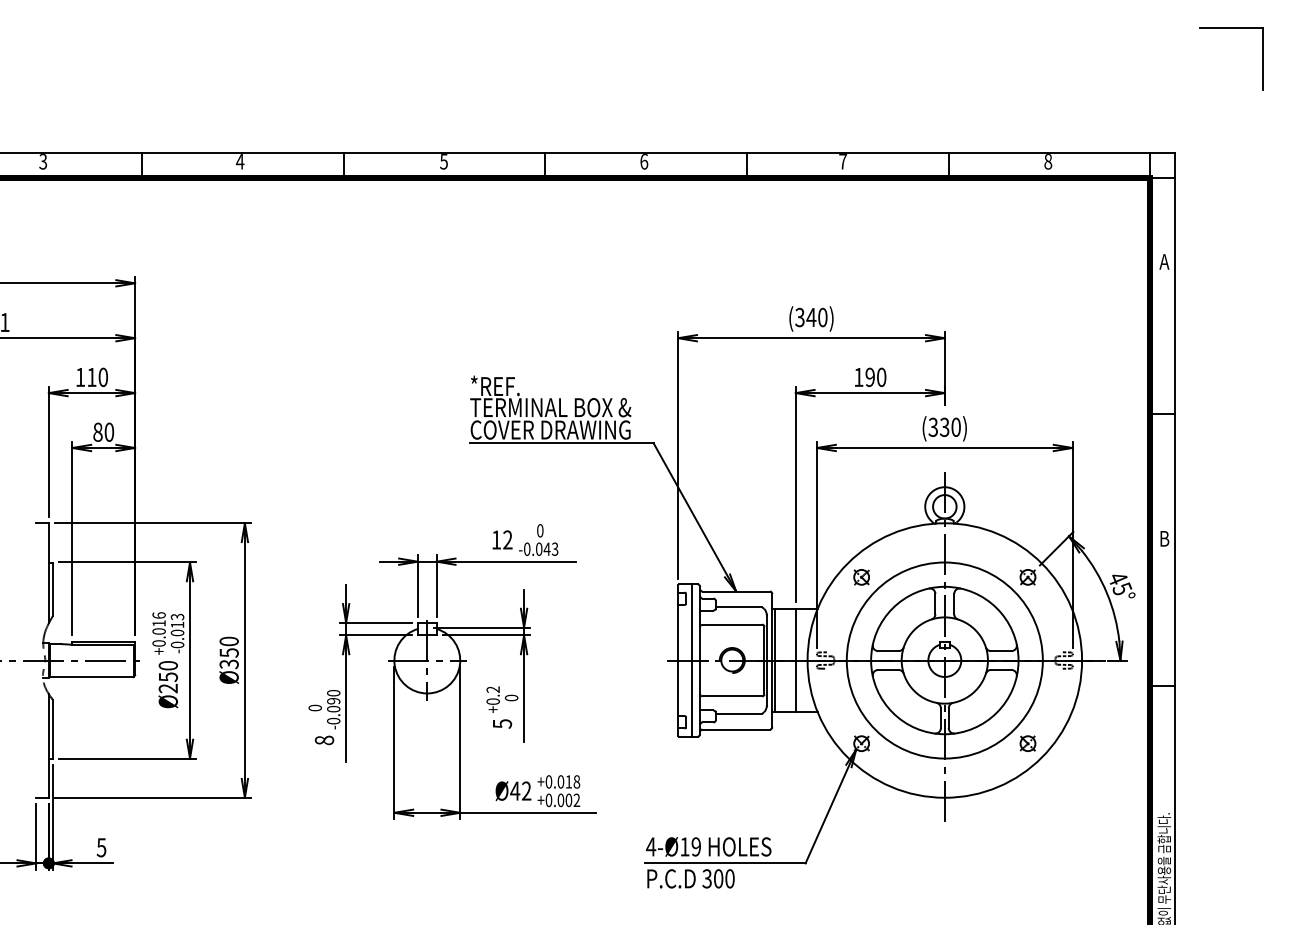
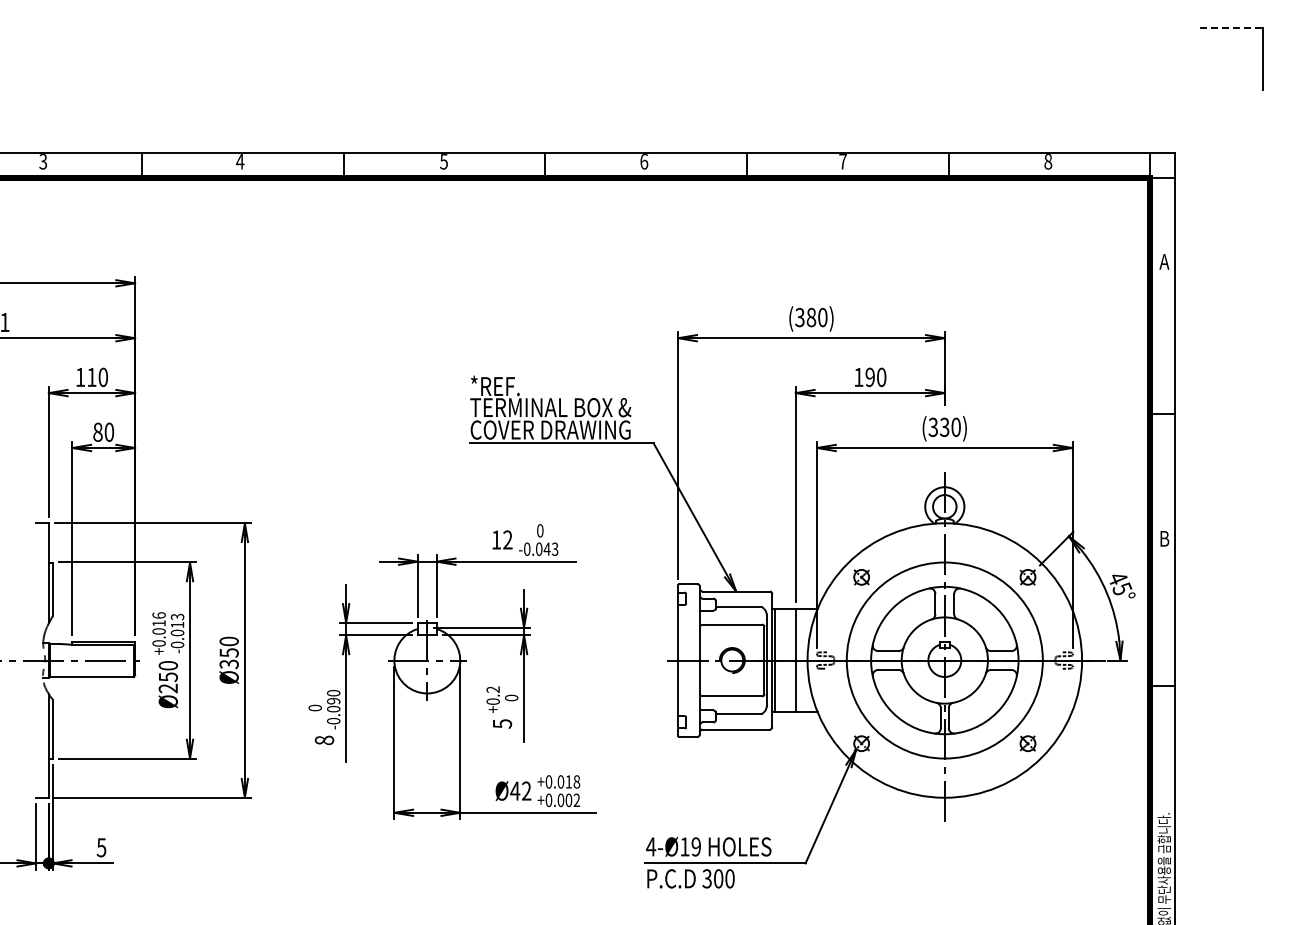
line: solid -> dashed (1232, 27)
text: (340) -> (380) (811, 317)
line: present -> none (692, 660)
